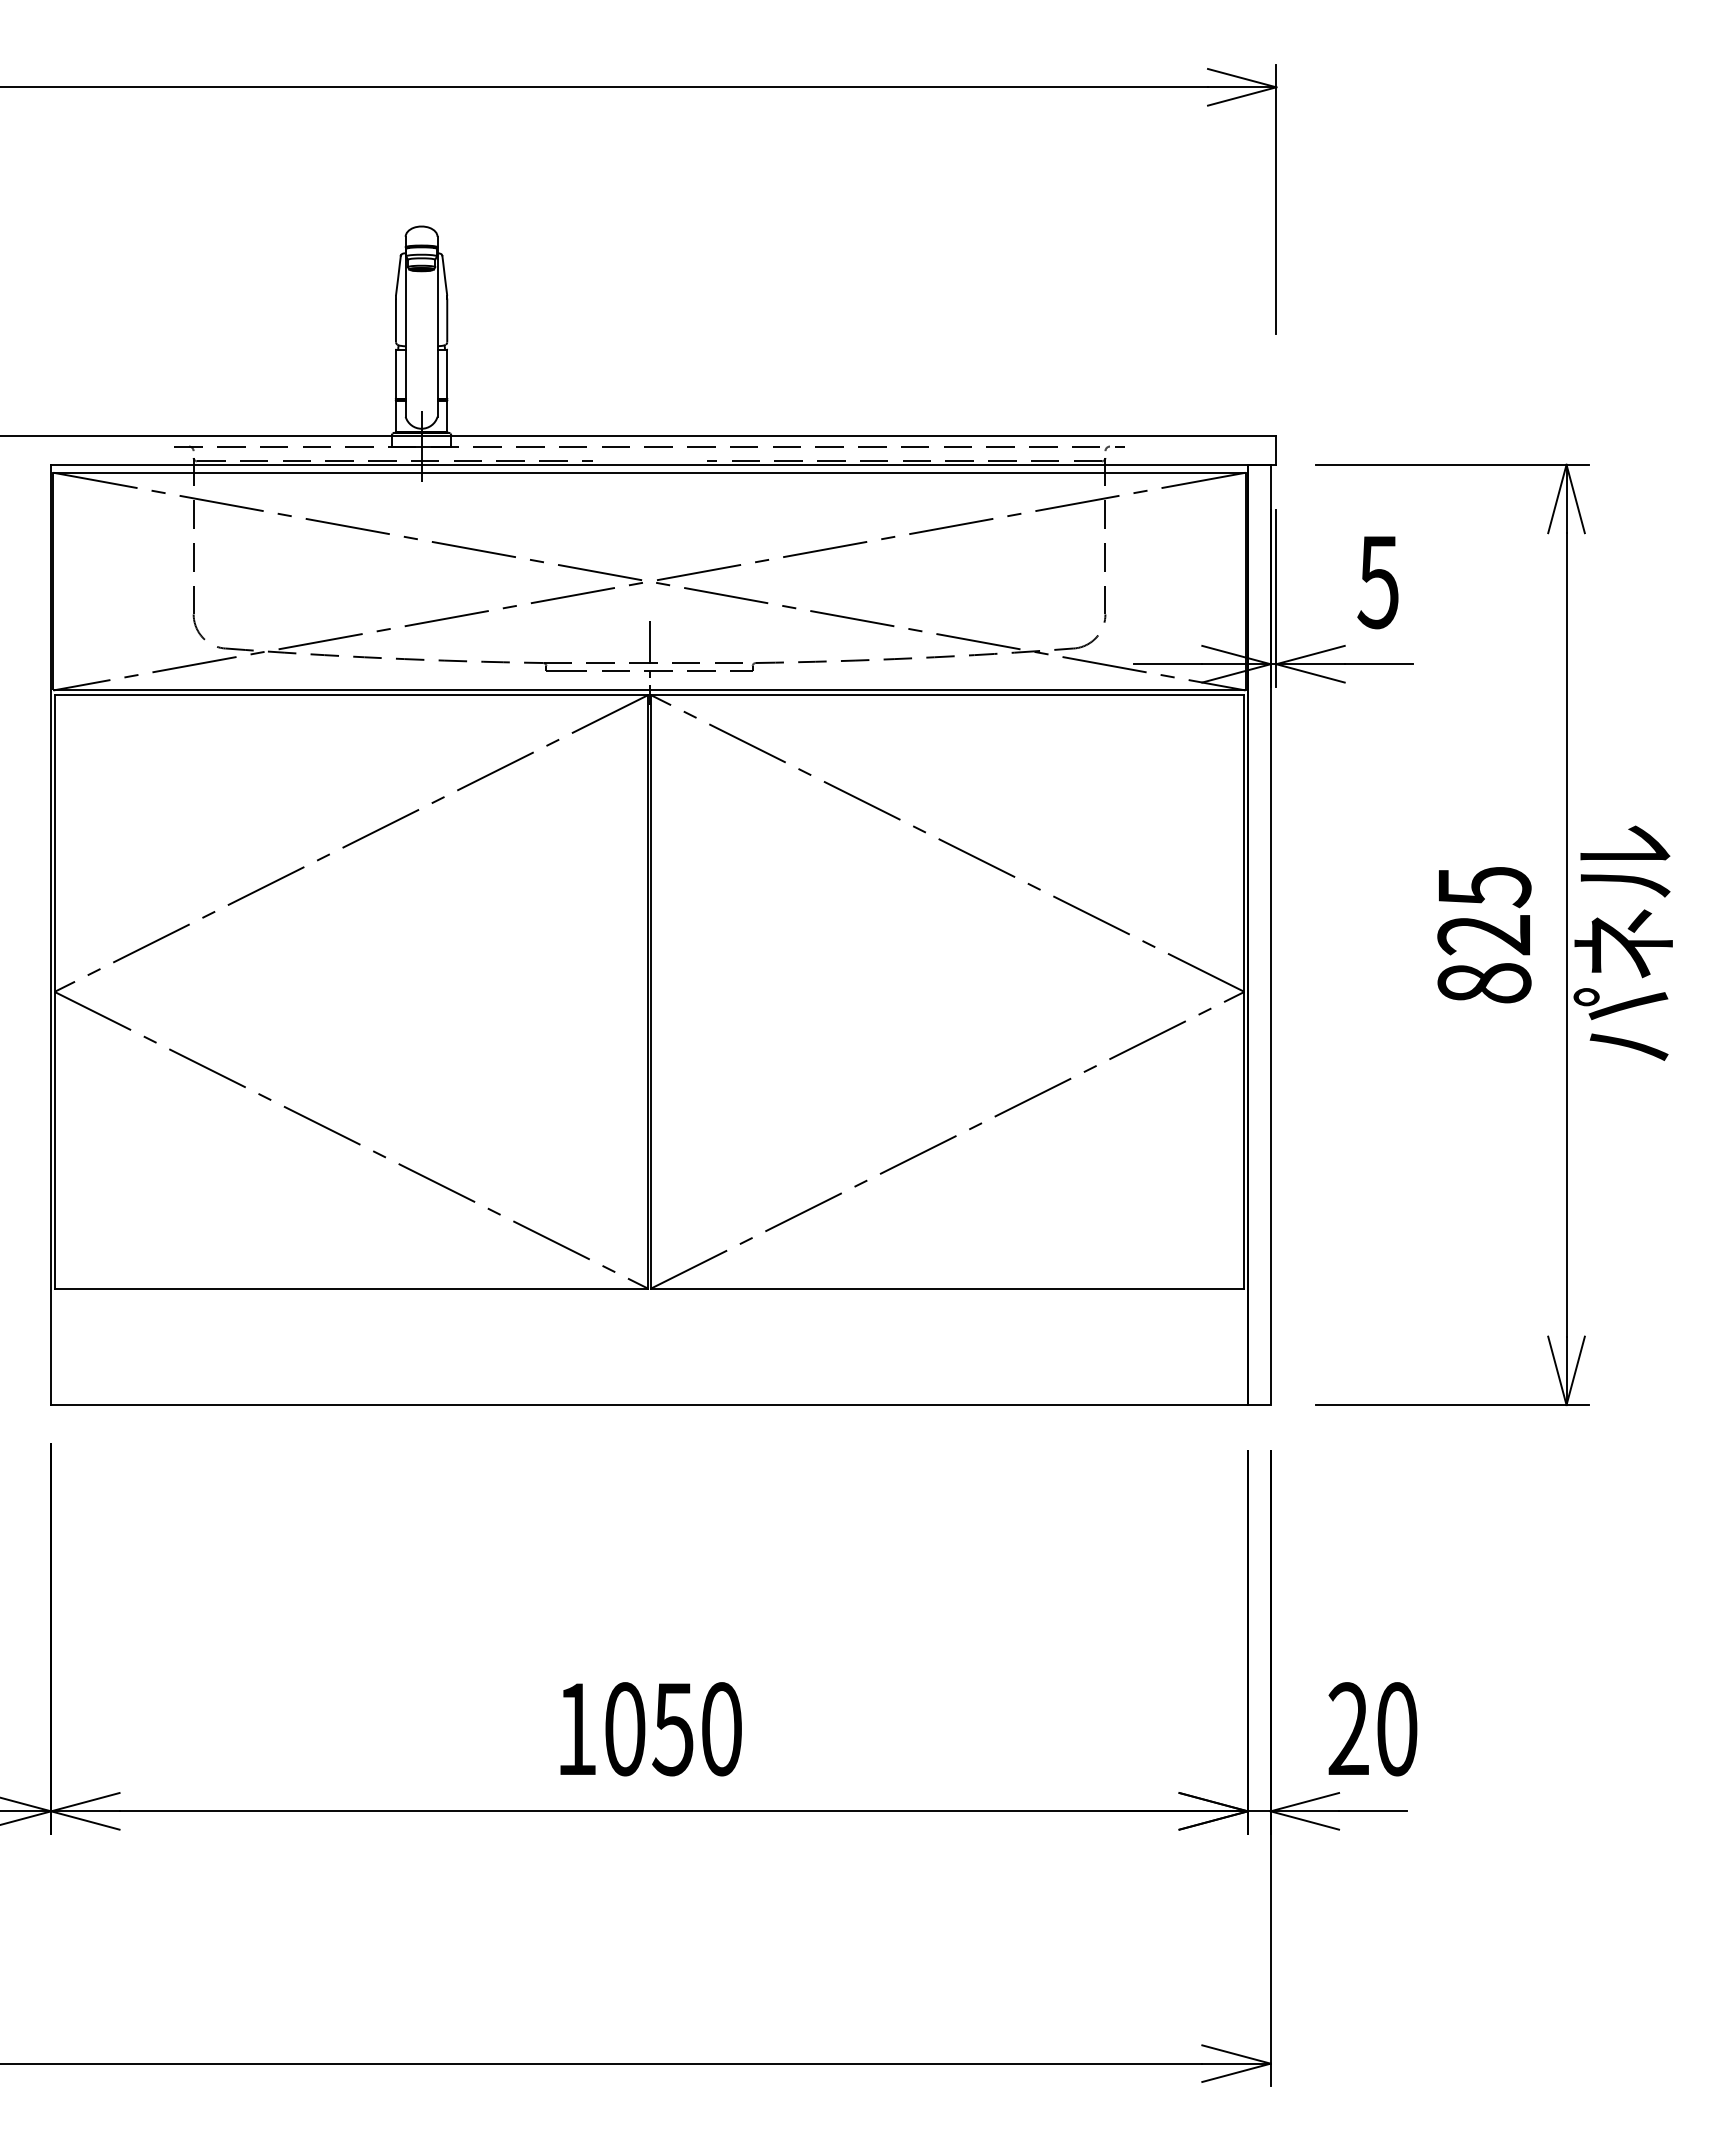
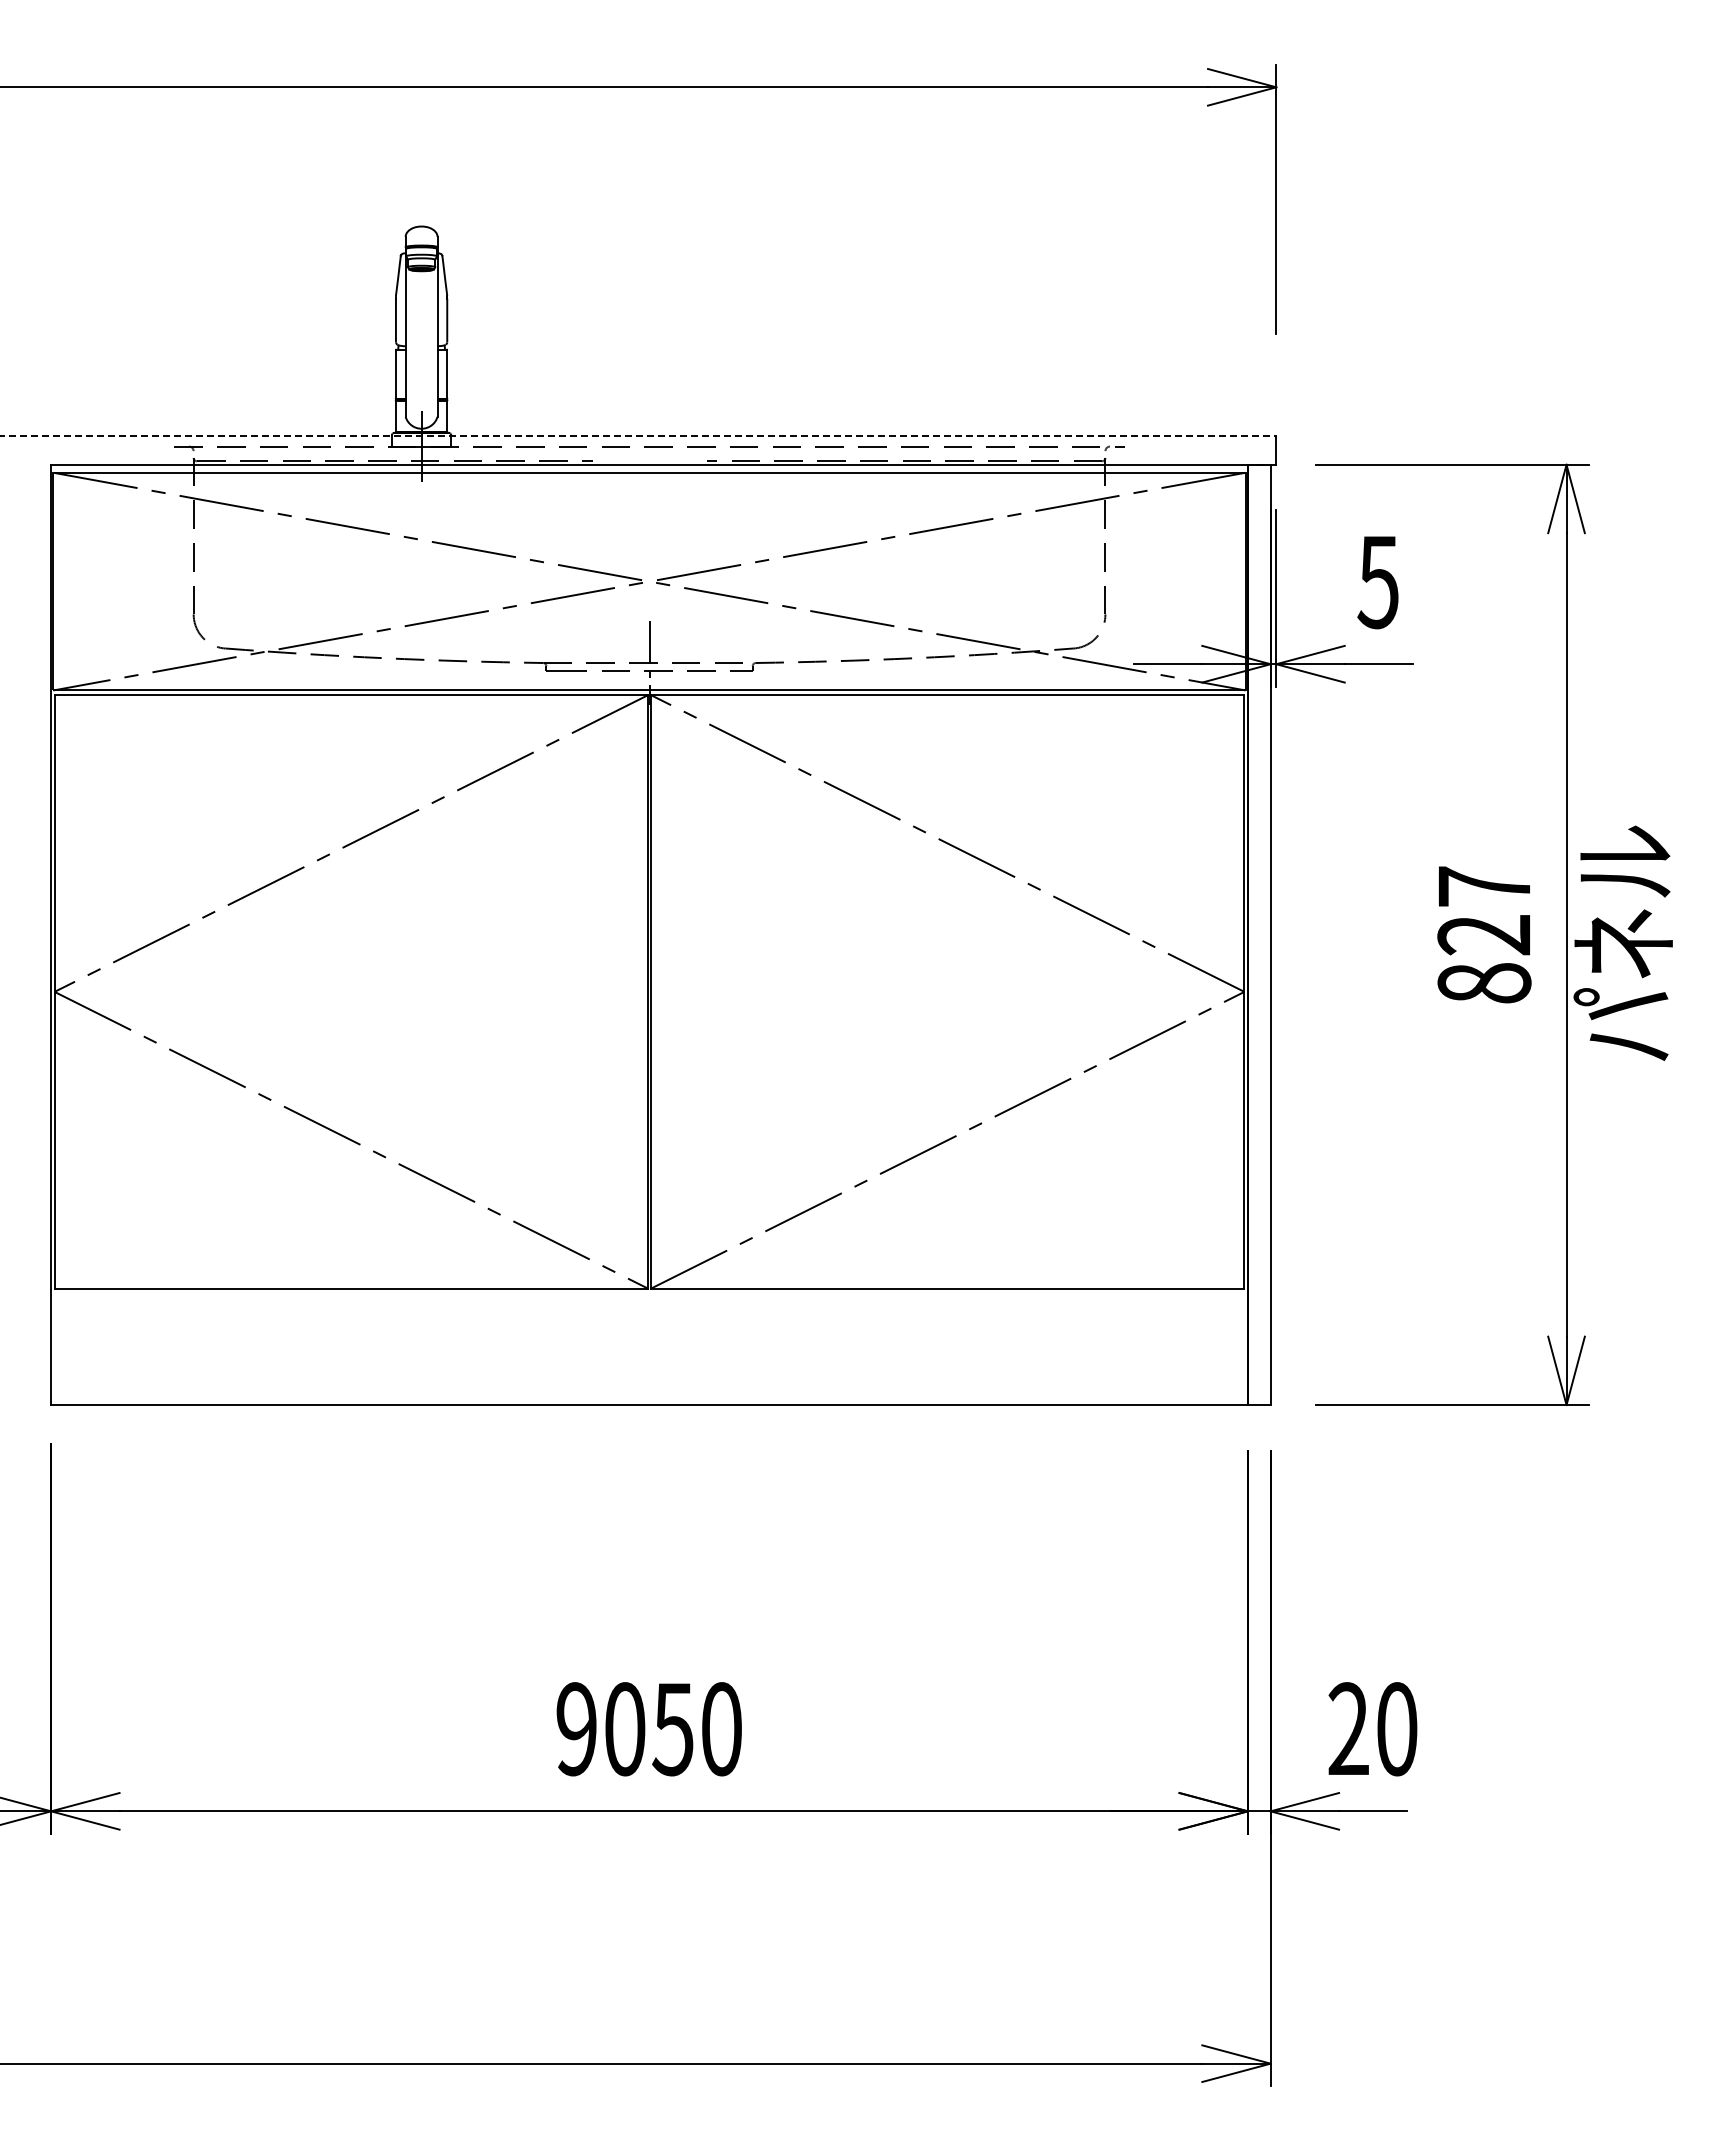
line: solid -> dashed (638, 436)
text: 825 -> 827 (1485, 887)
text: 1050 -> 9050 (576, 1729)
